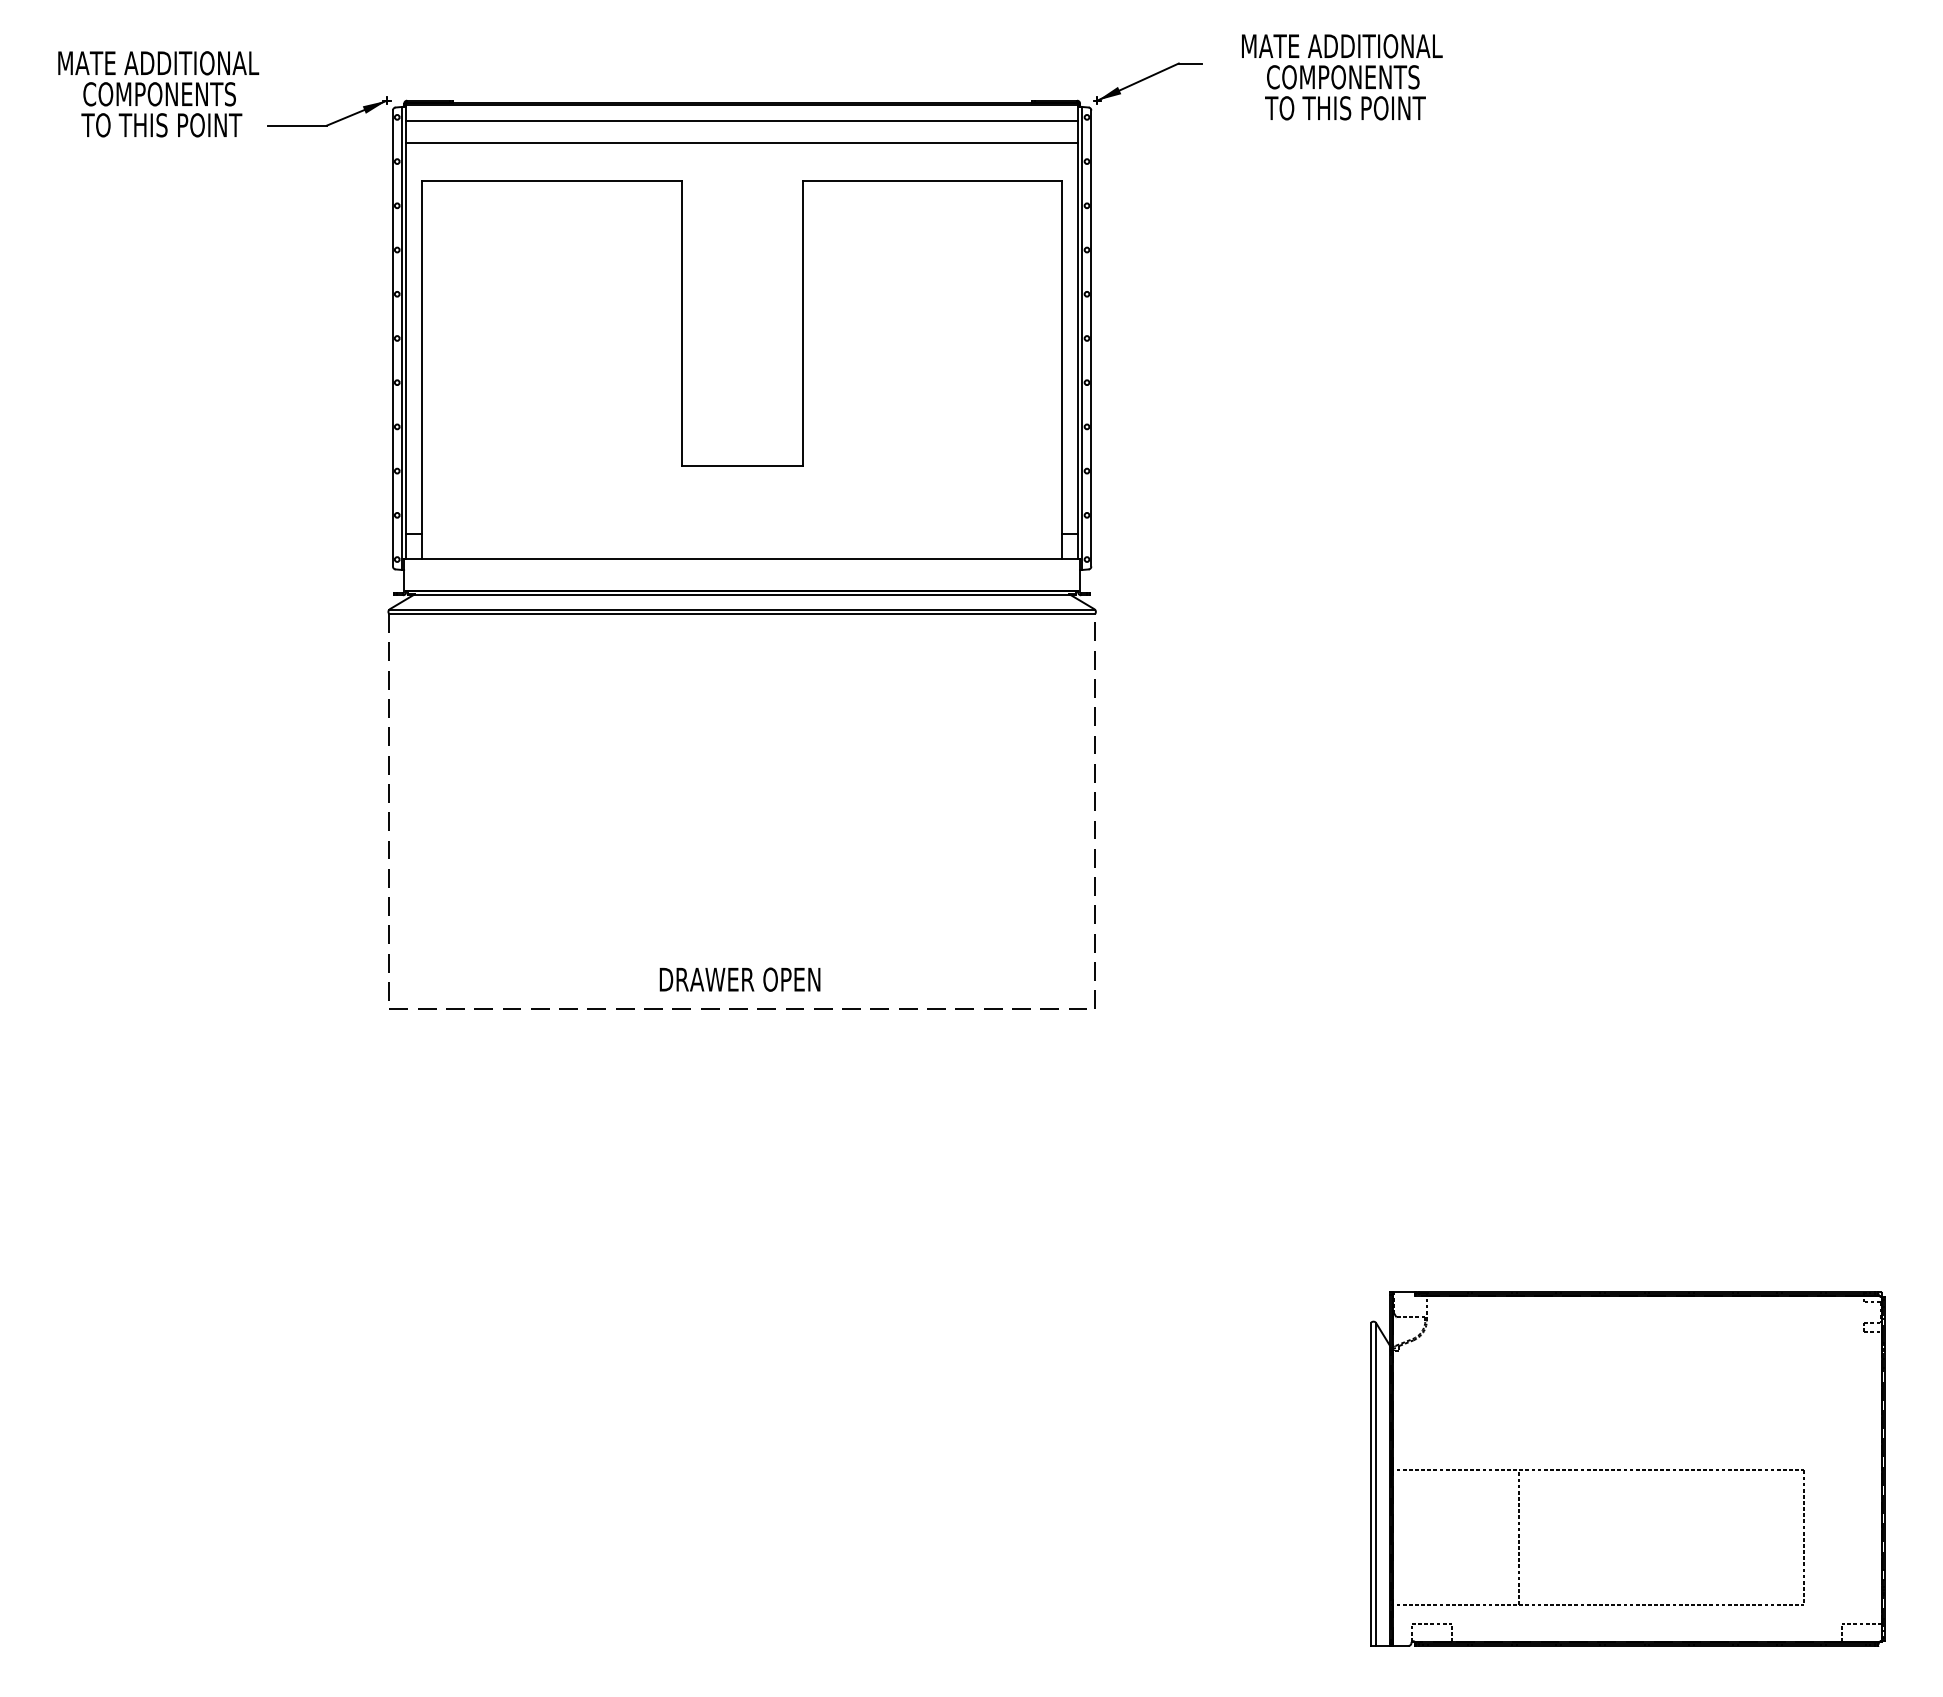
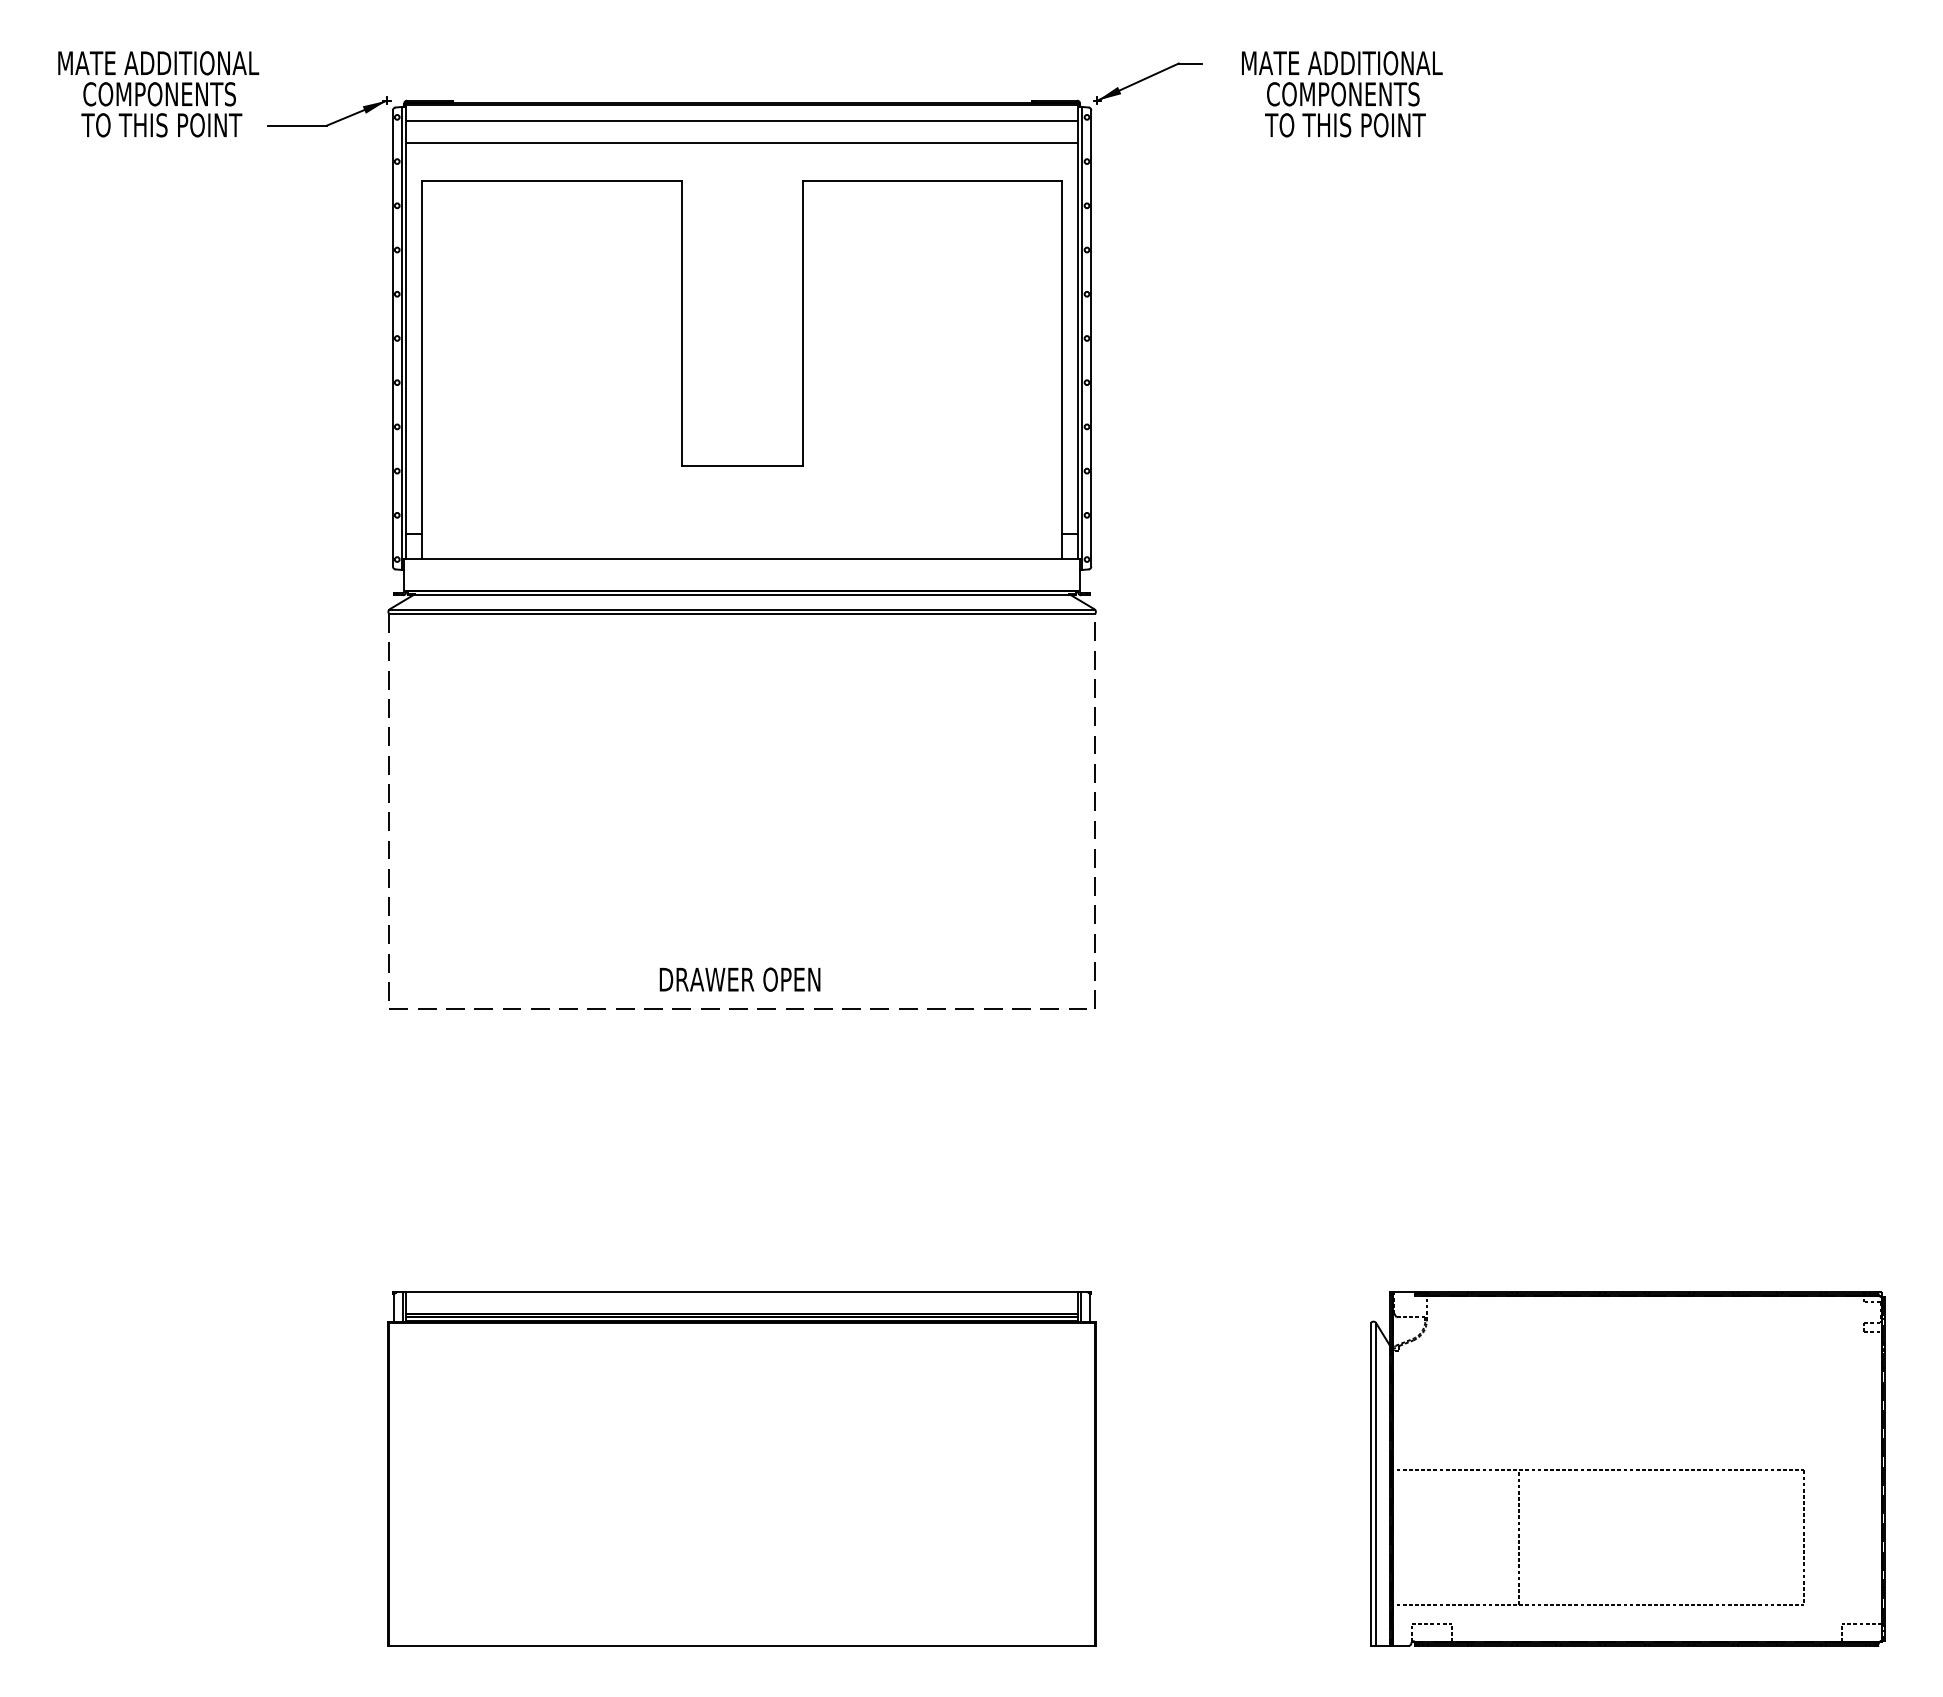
text position: (1342, 77) -> (1342, 94) (1342, 94)
part: none -> present (741, 1468)
